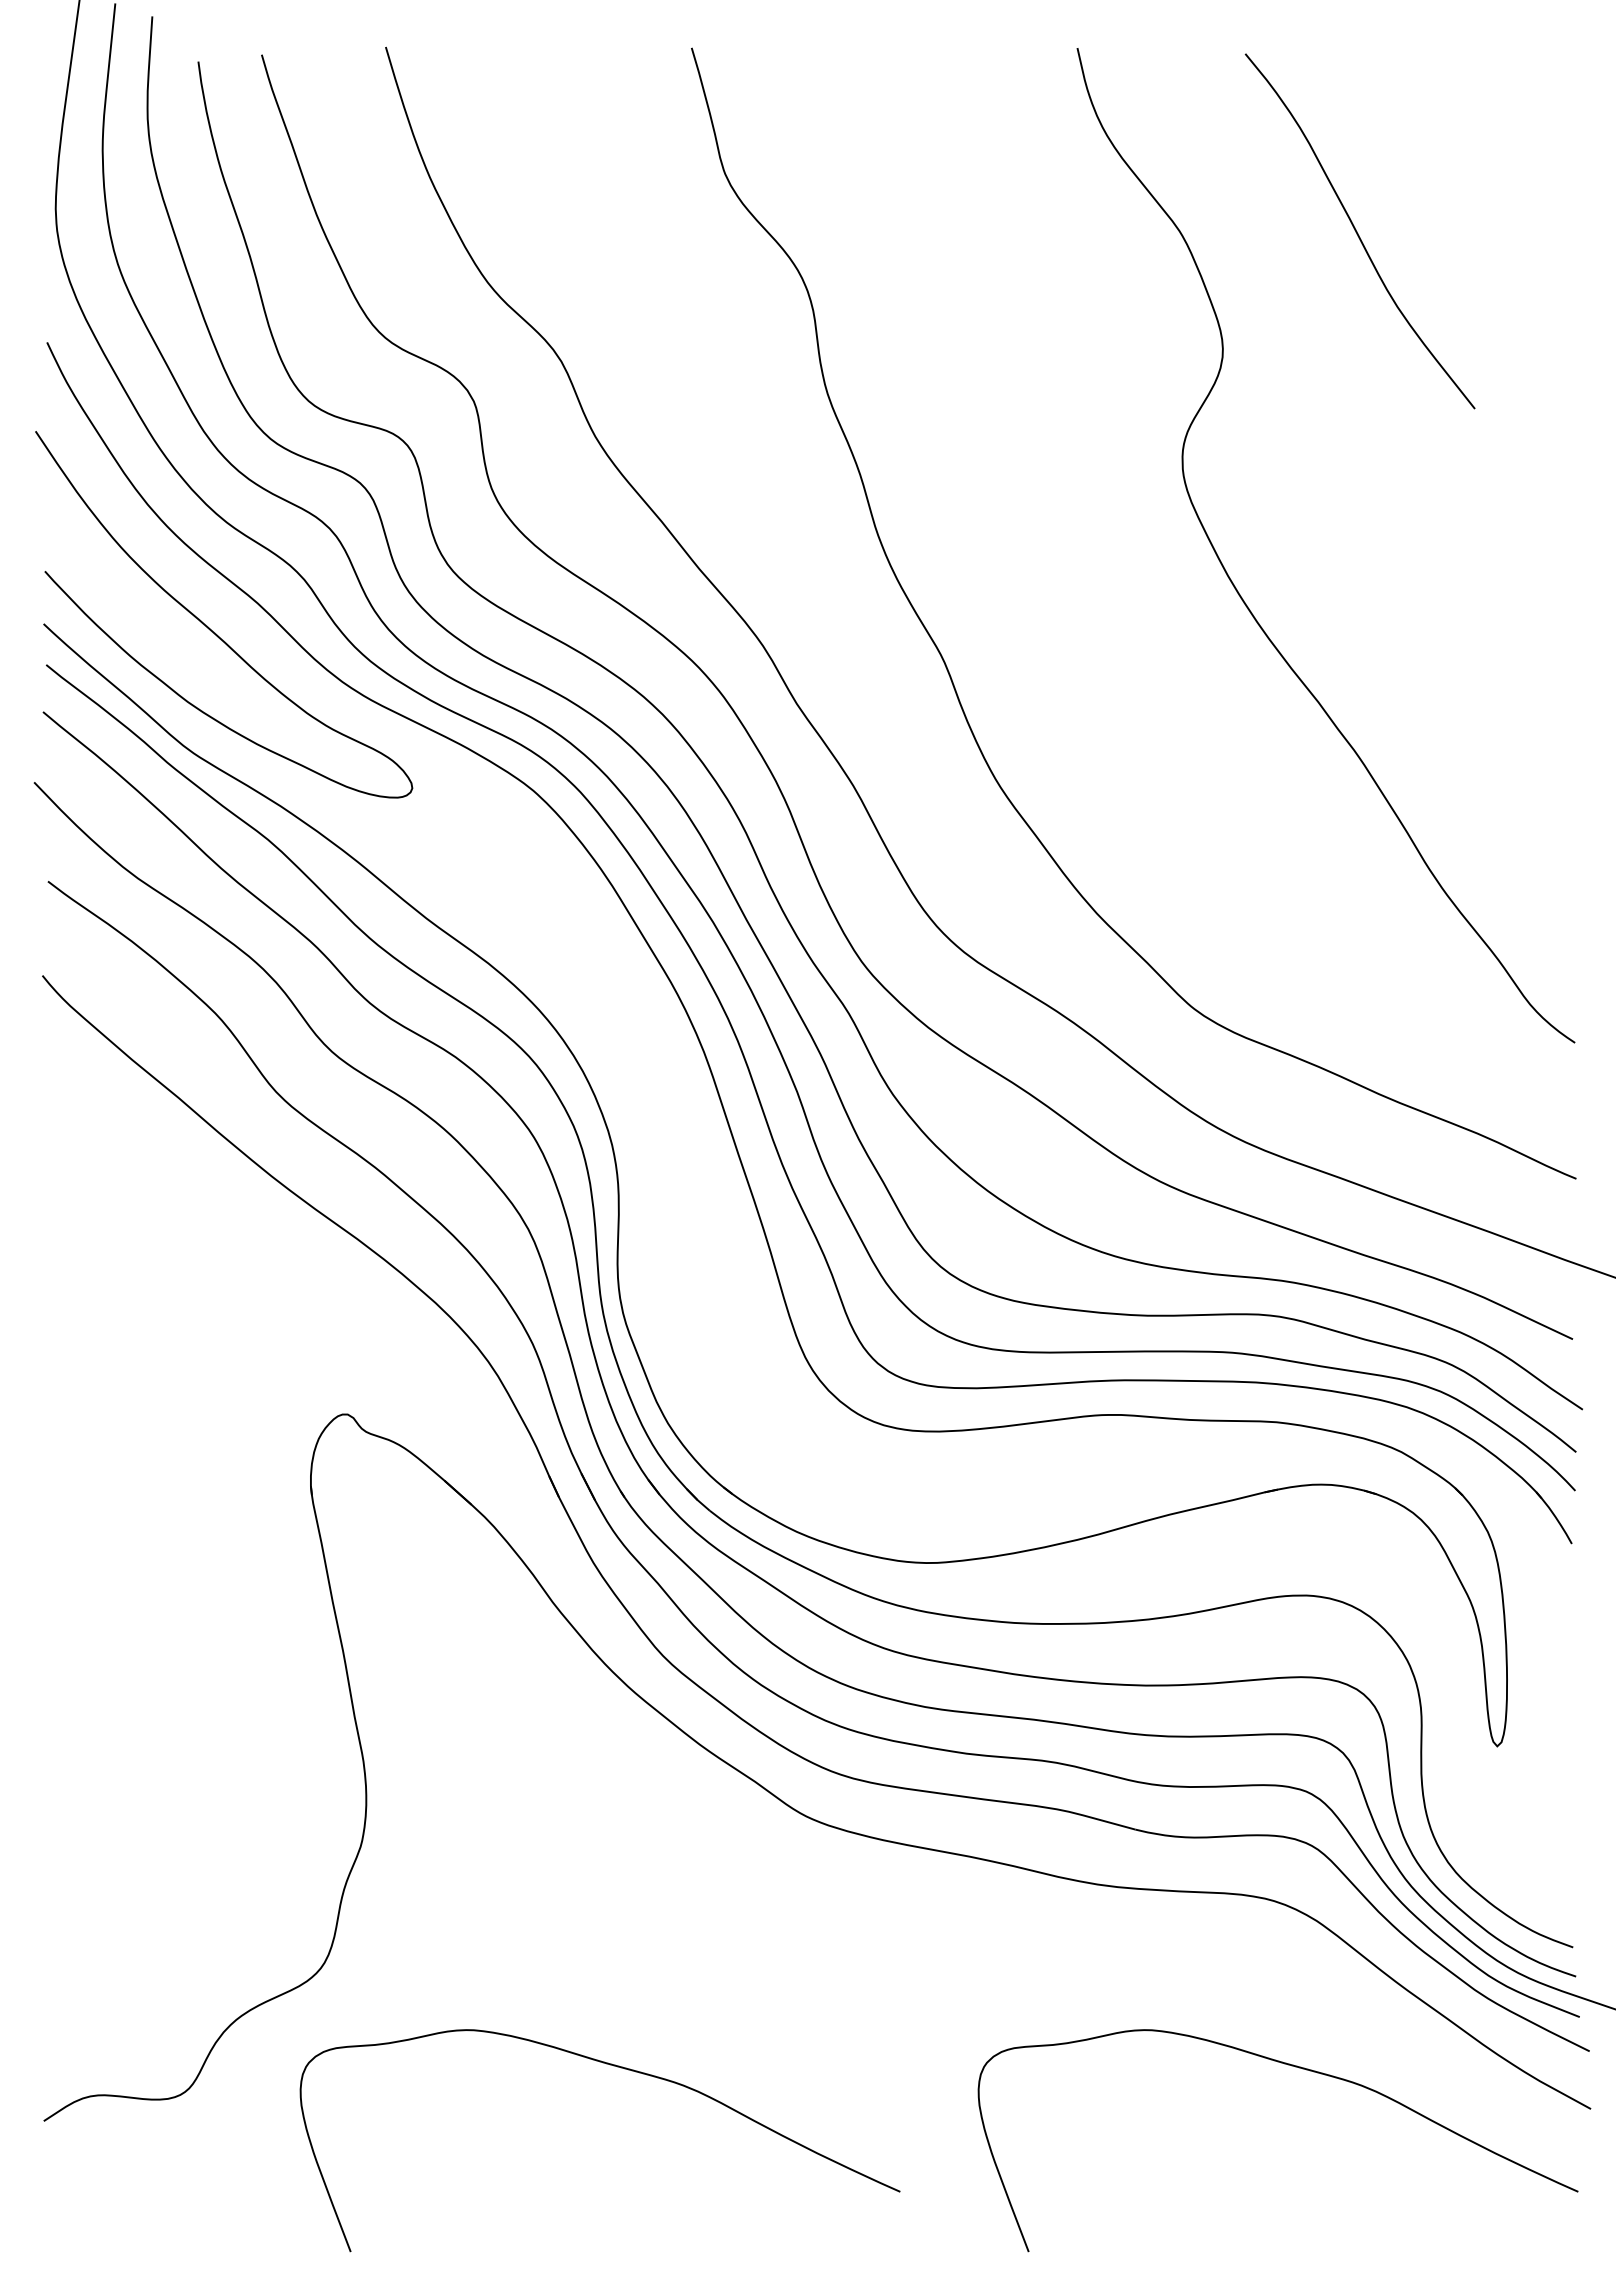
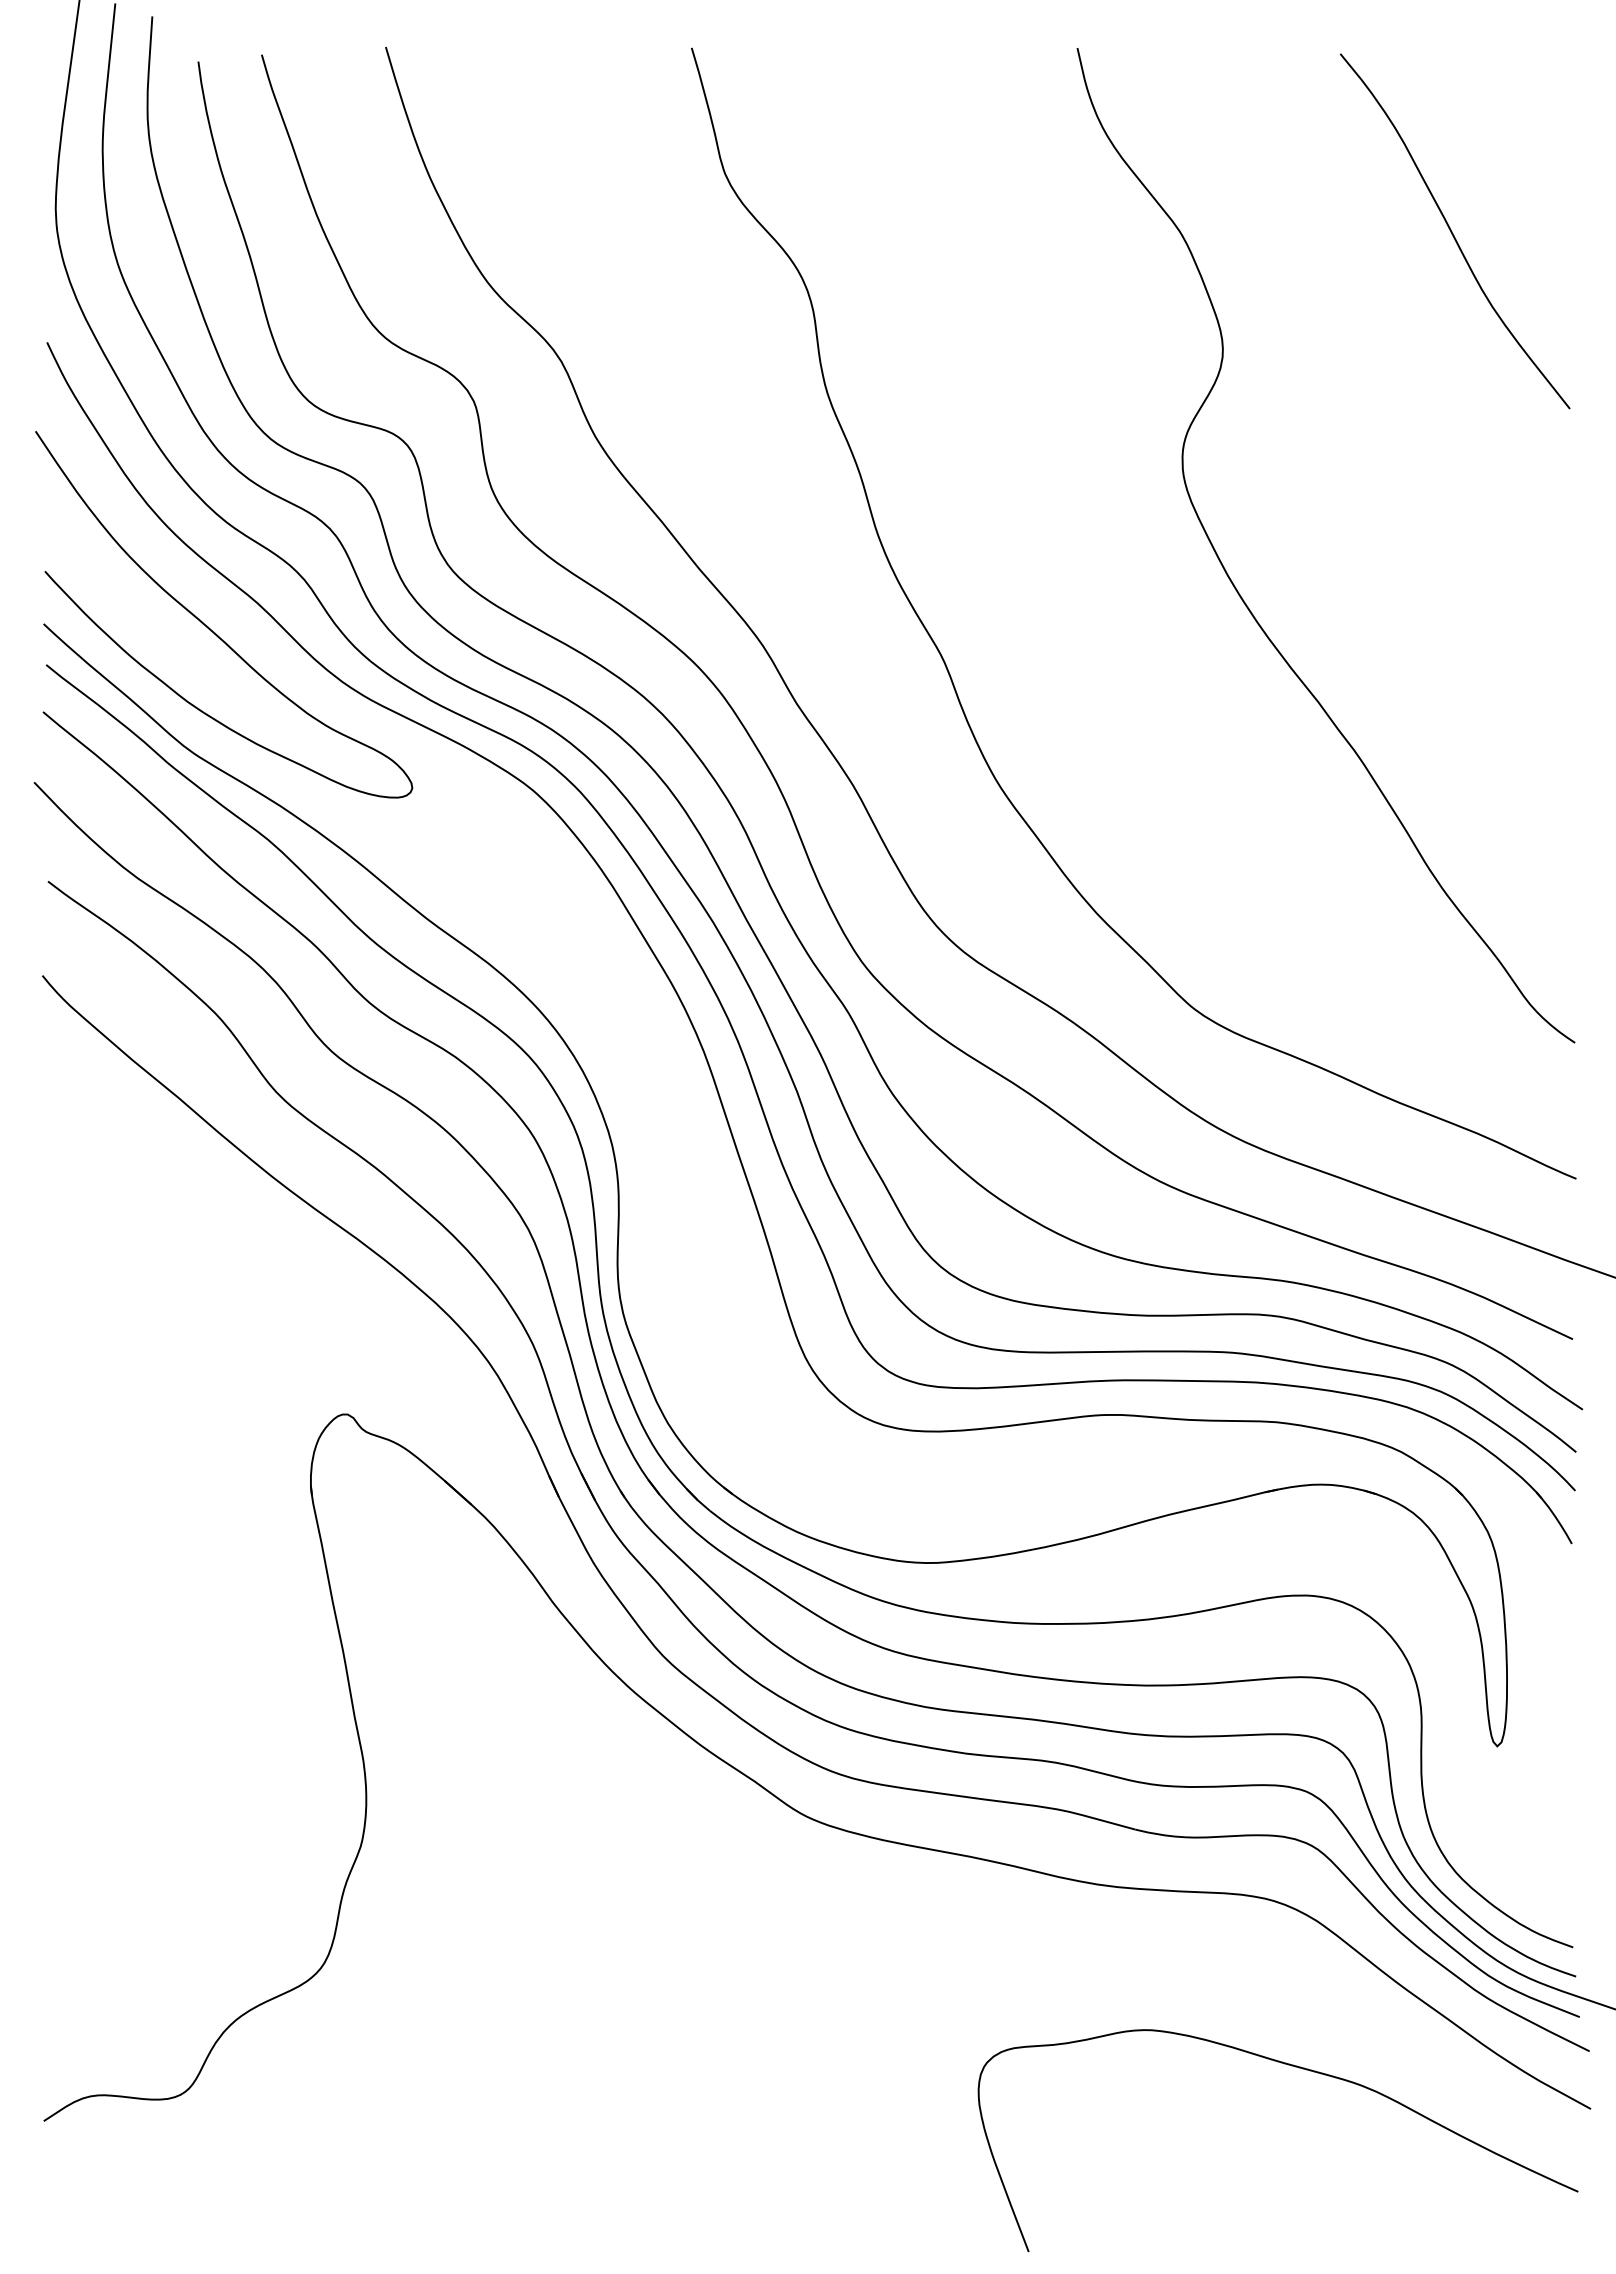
curve position: (1357, 231) -> (1452, 231) (1452, 231)
curve: present -> none (617, 2067)
